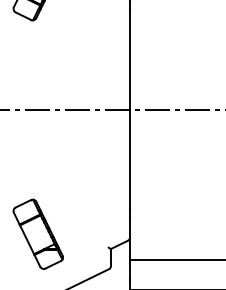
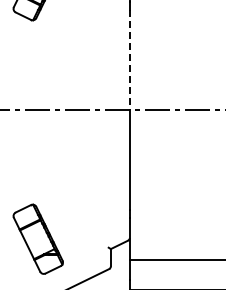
line: solid -> dashed (129, 60)
part position: (37, 233) -> (37, 238) (37, 238)
